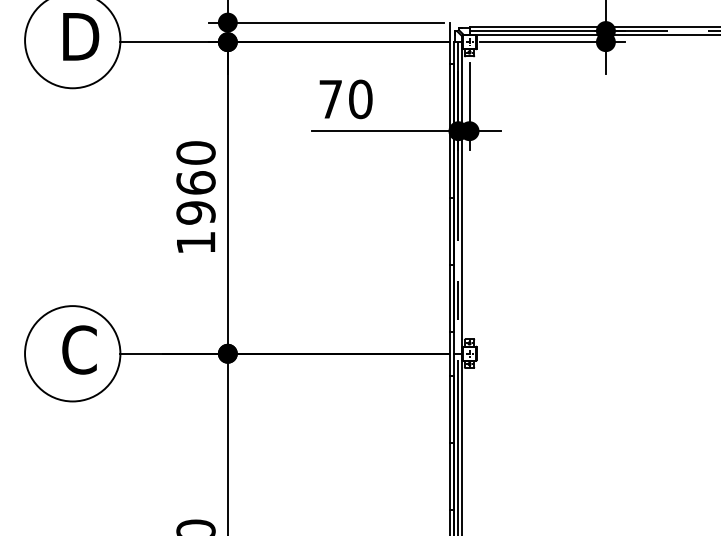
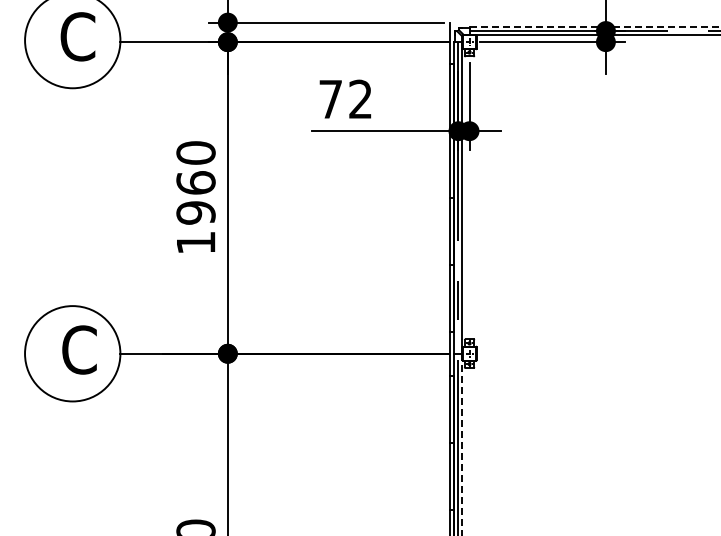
line: solid -> dashed (595, 26)
text: D -> C (79, 36)
text: 70 -> 72 (360, 99)
line: solid -> dashed (462, 444)
